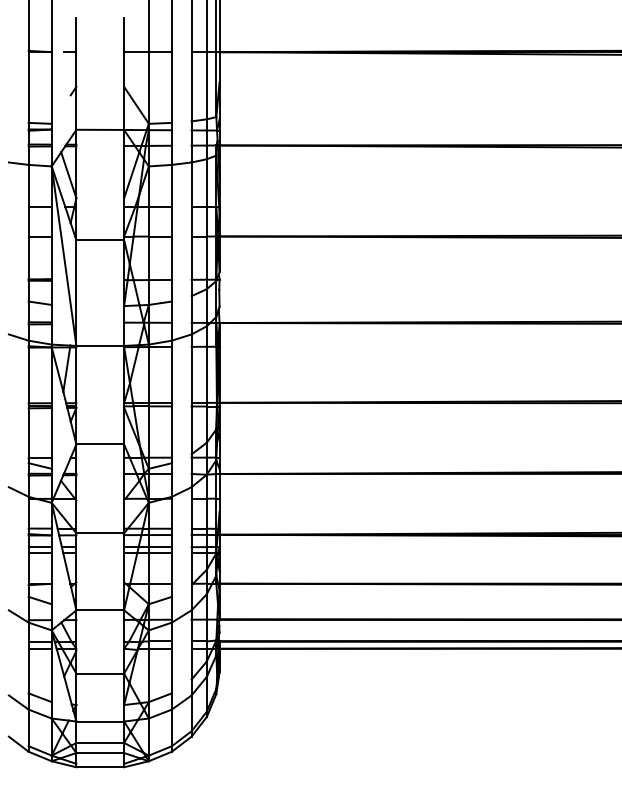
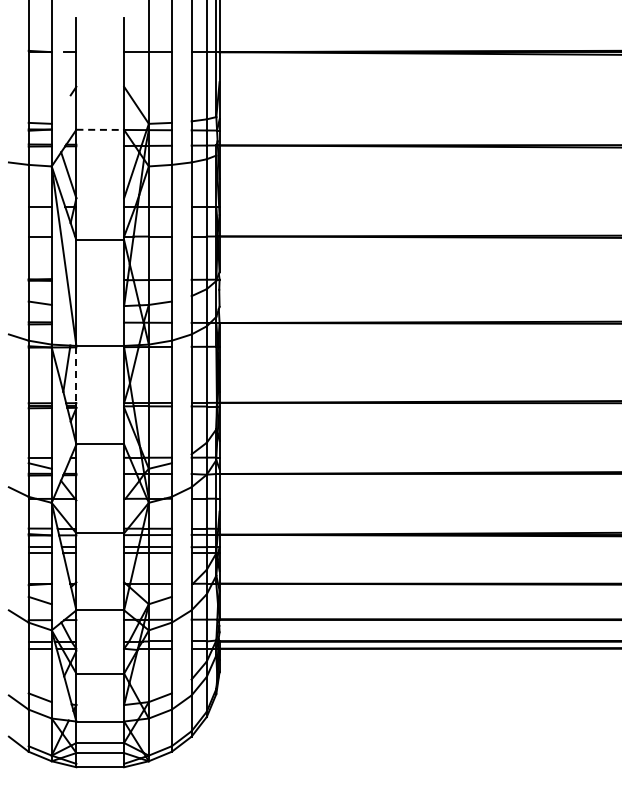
line: solid -> dashed (100, 129)
line: solid -> dashed (76, 375)
